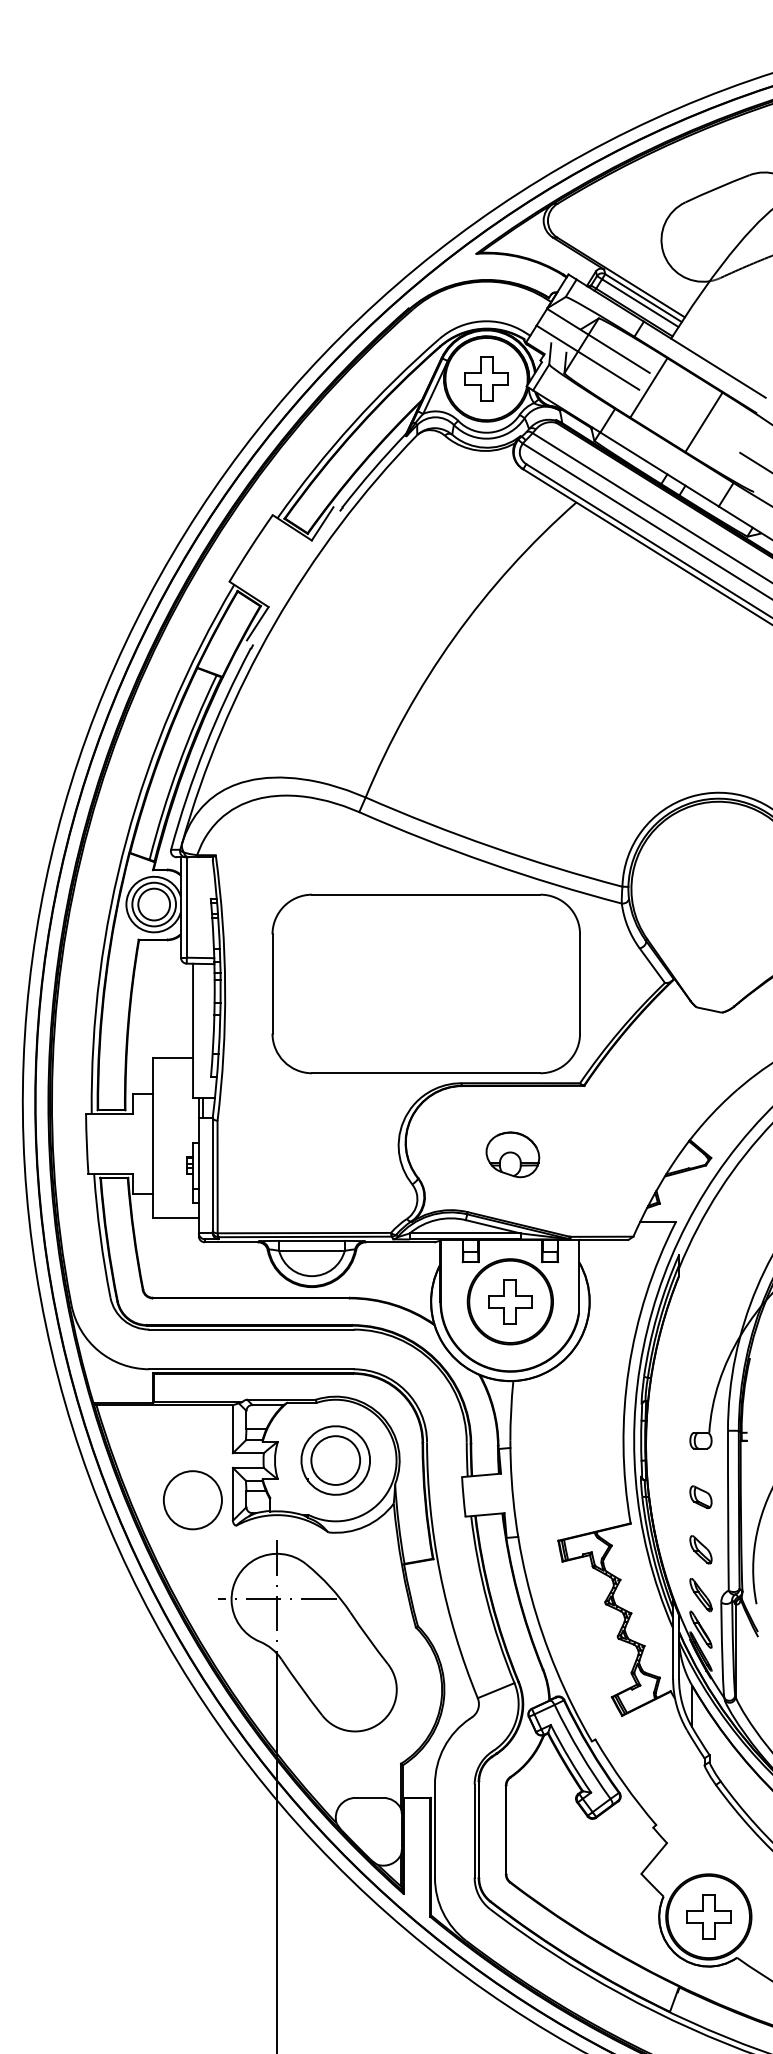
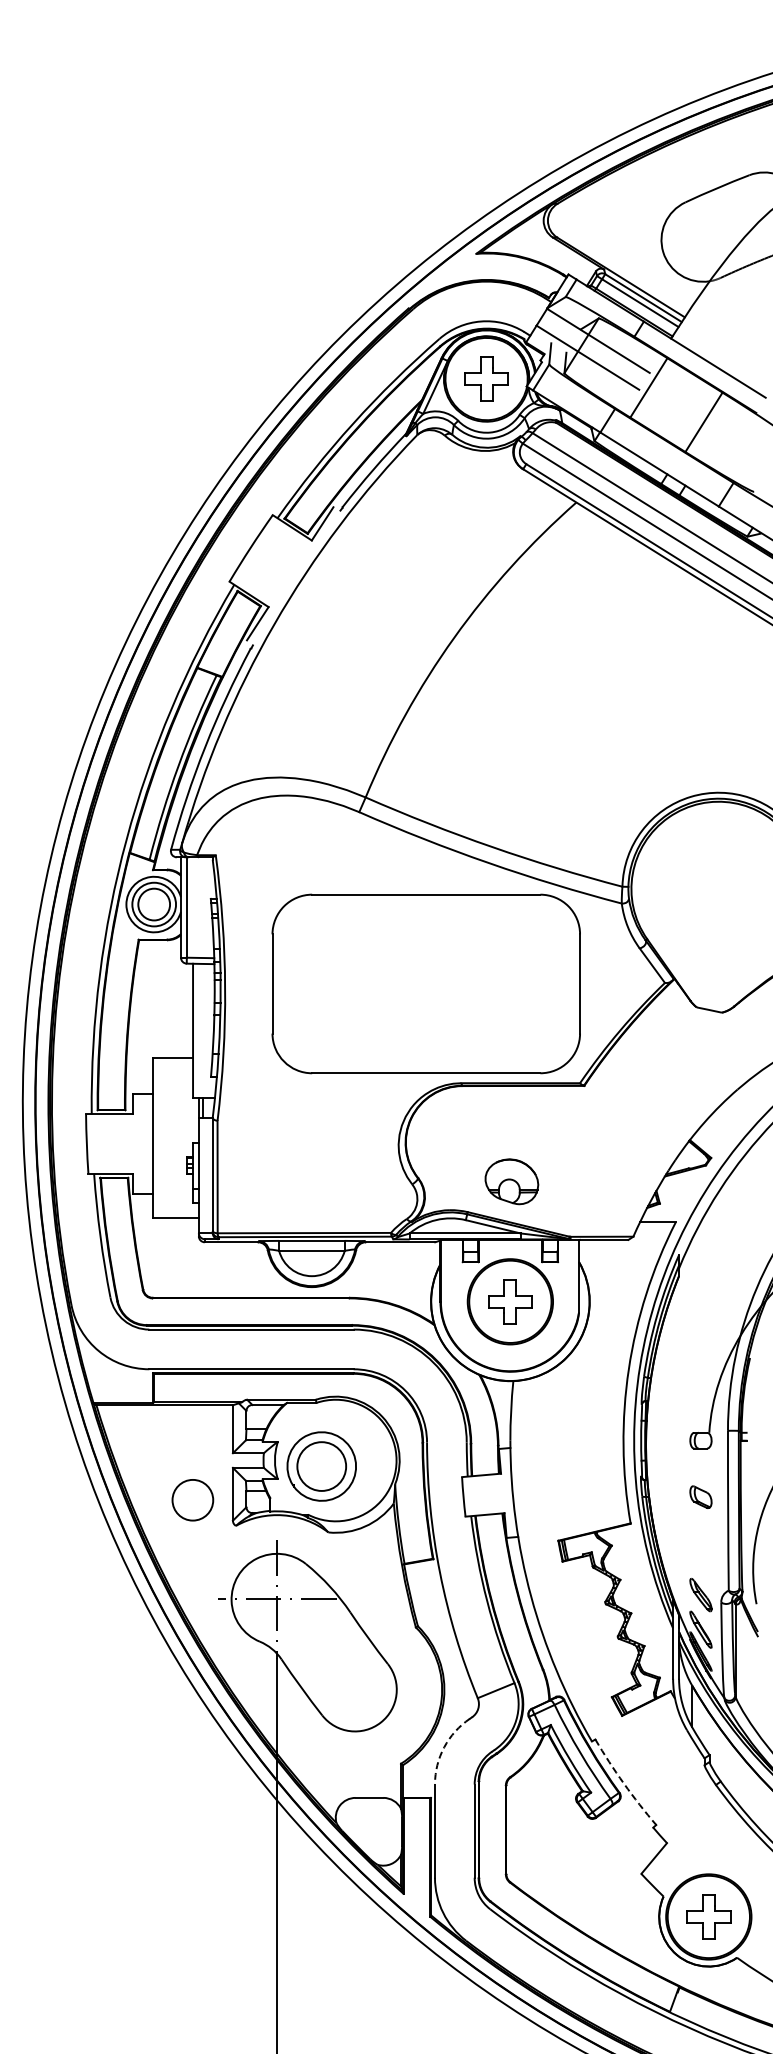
line: present -> none (754, 461)
part position: (512, 1154) -> (511, 1181) (511, 1181)
part position: (335, 1460) -> (321, 1466) (321, 1466)
circle diameter: 58 px -> 41 px (192, 1499)
part: present -> none (700, 1549)
arc: solid -> dashed (444, 1747)
arc: solid -> dashed (623, 1783)
